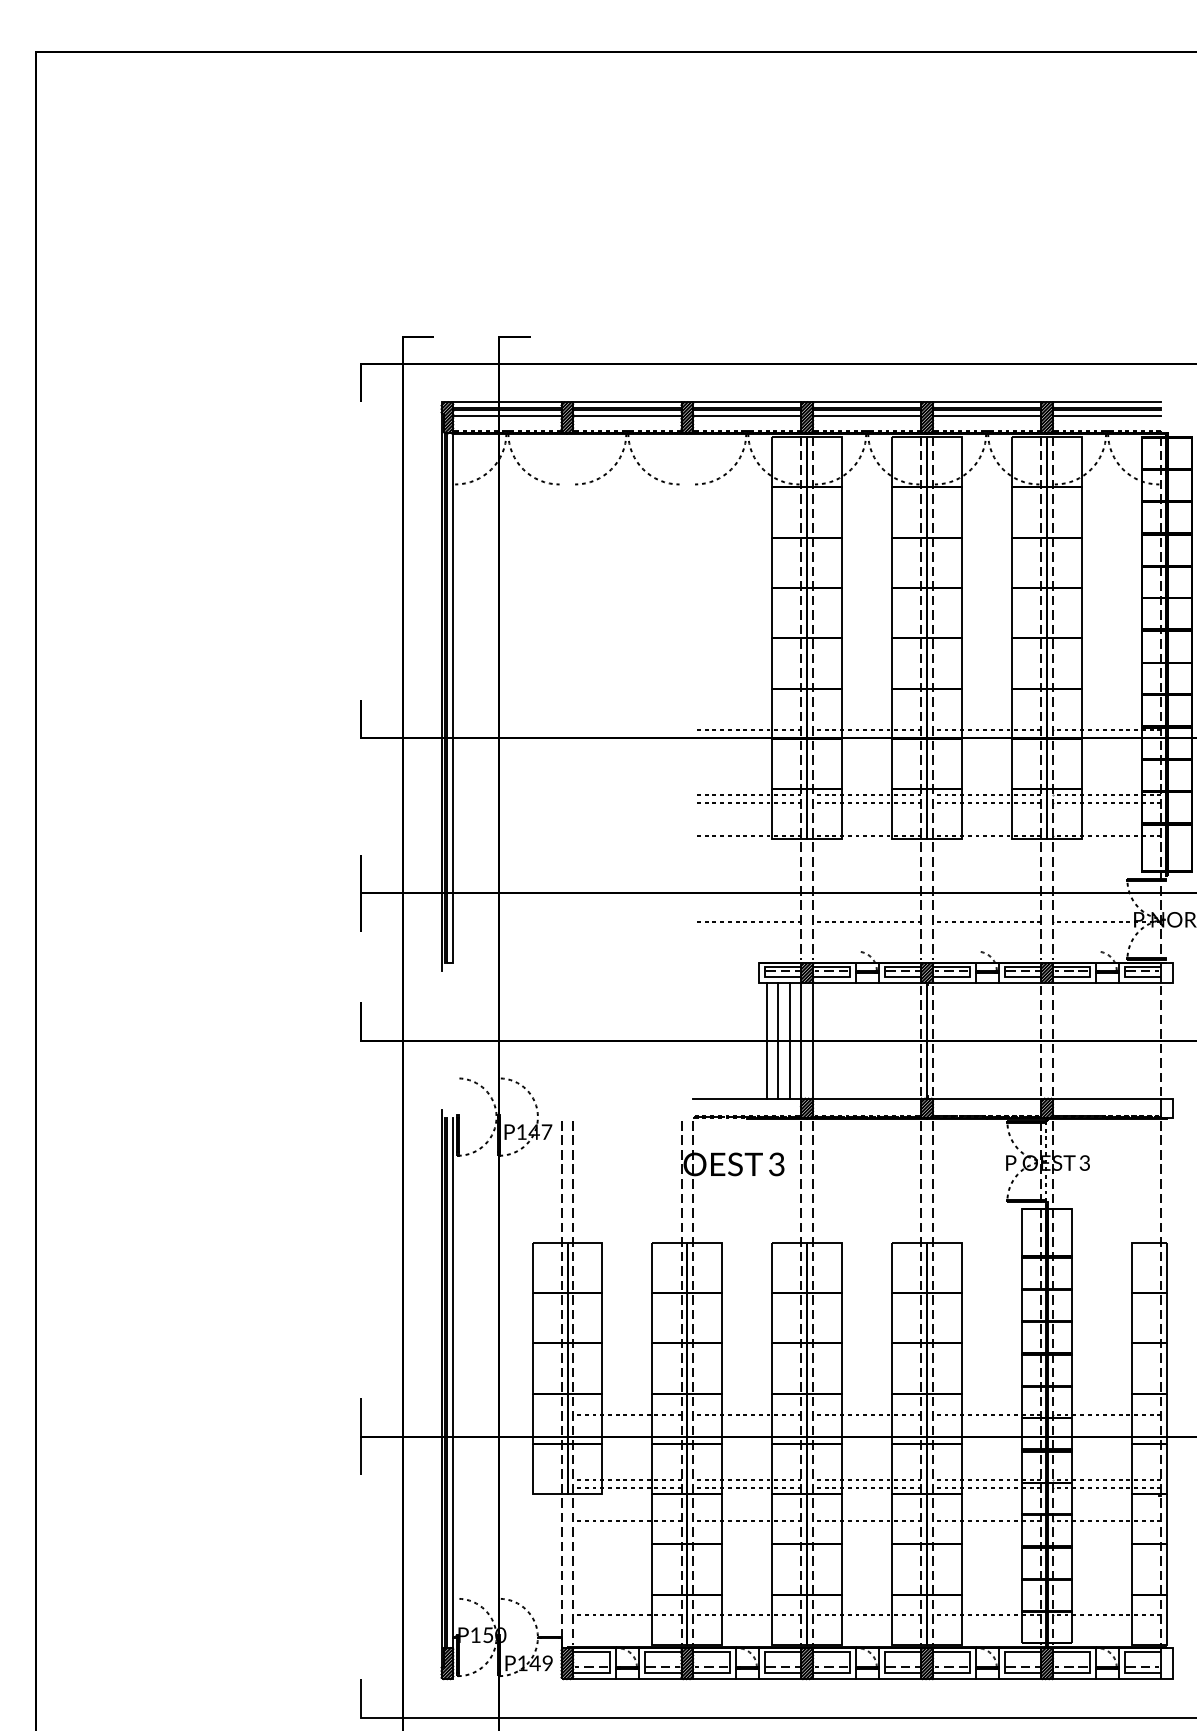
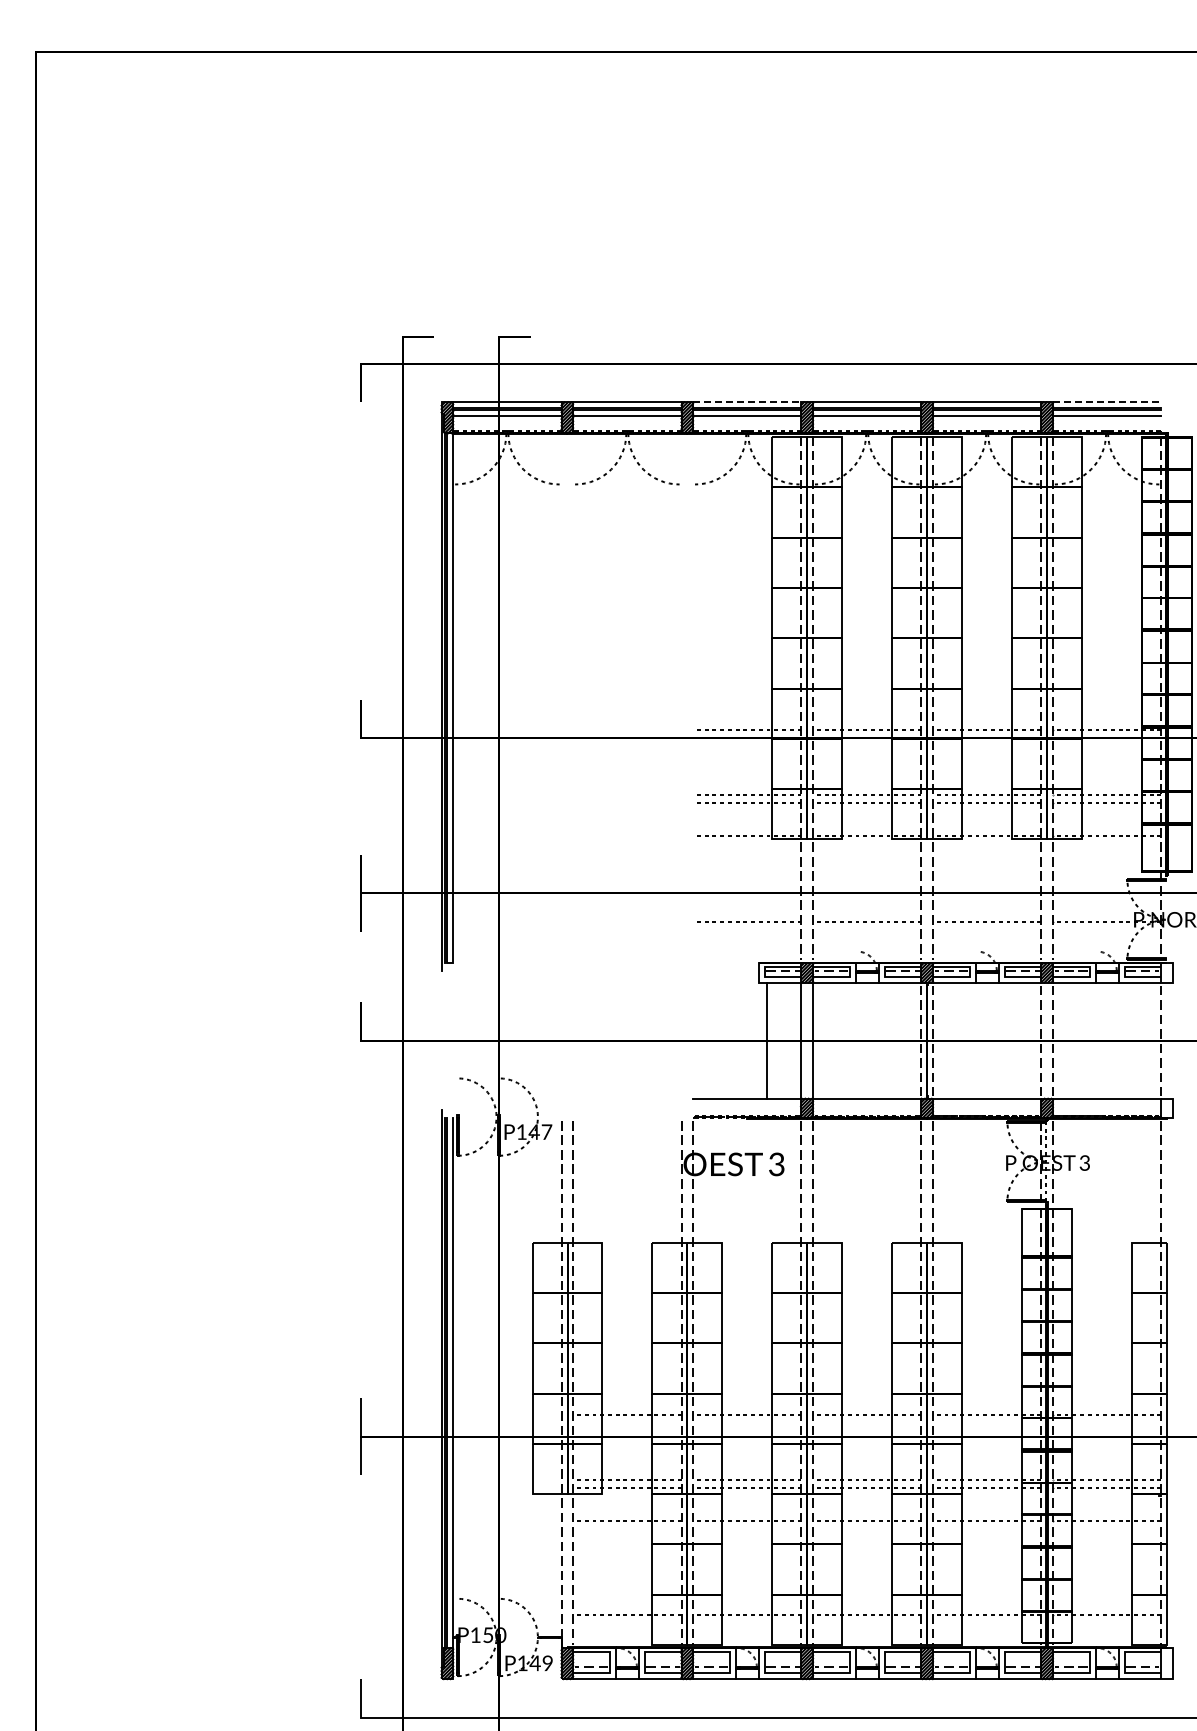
line: solid -> dashed (747, 402)
line: solid -> dashed (1107, 402)
line: present -> none (778, 1040)
line: present -> none (789, 1040)
